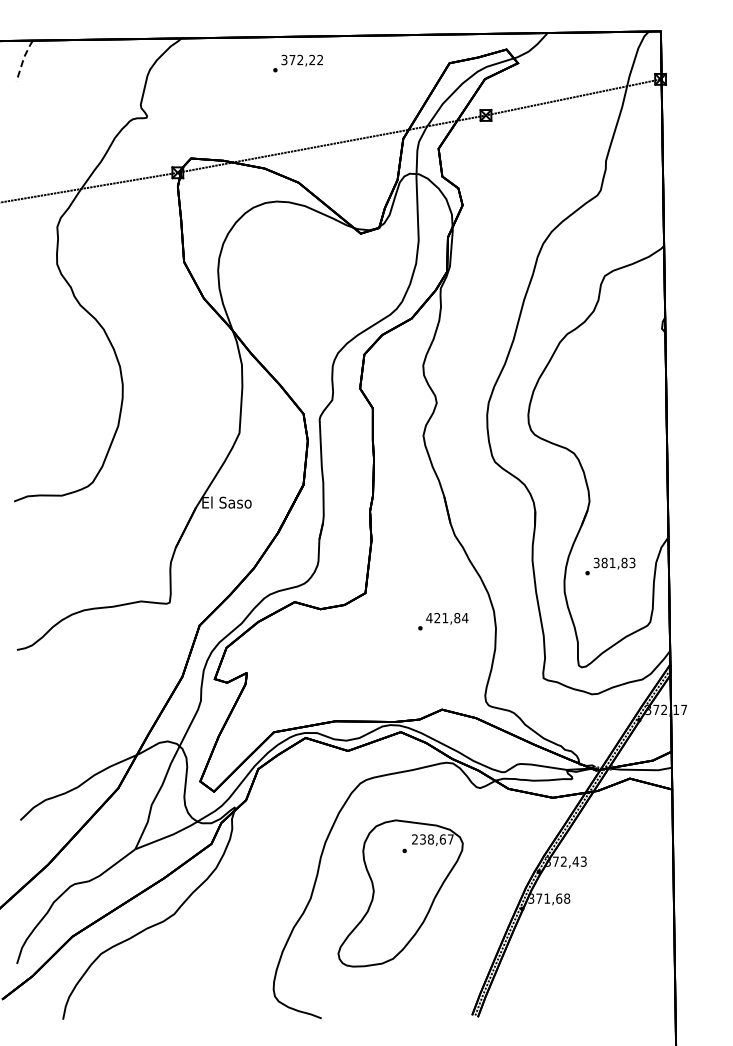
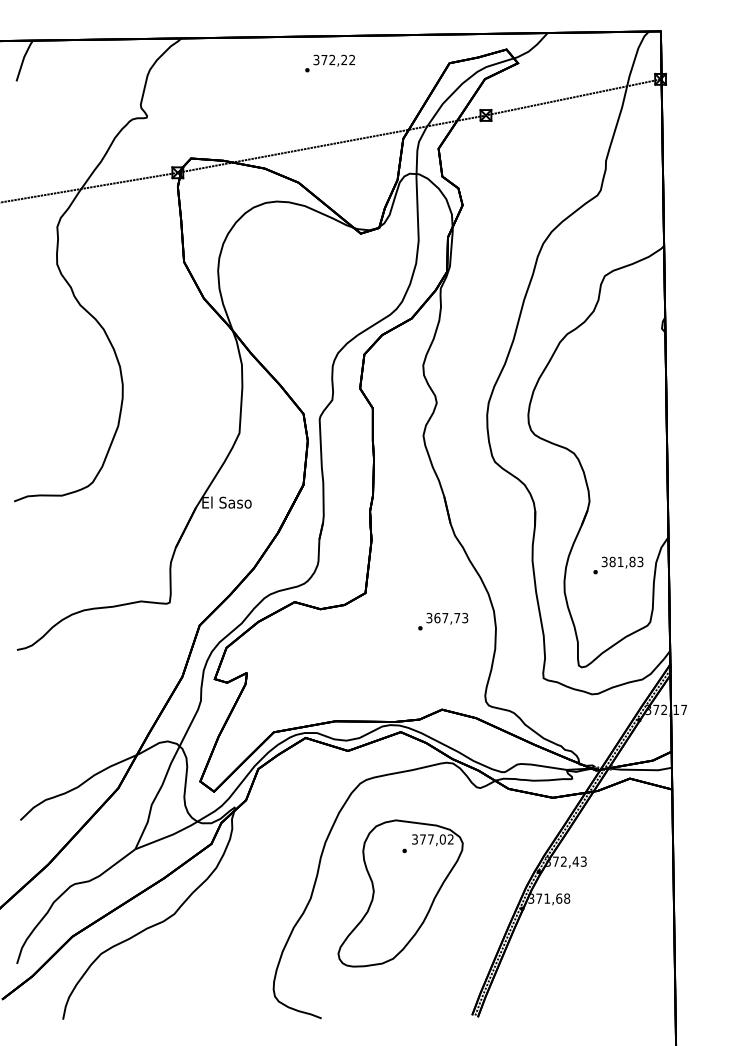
line: dashed -> solid (23, 58)
text position: (297, 63) -> (329, 63) (329, 63)
text position: (610, 566) -> (618, 565) (618, 565)
text: 421,84 -> 367,73 (447, 617)
text: 238,67 -> 377,02 (432, 839)
